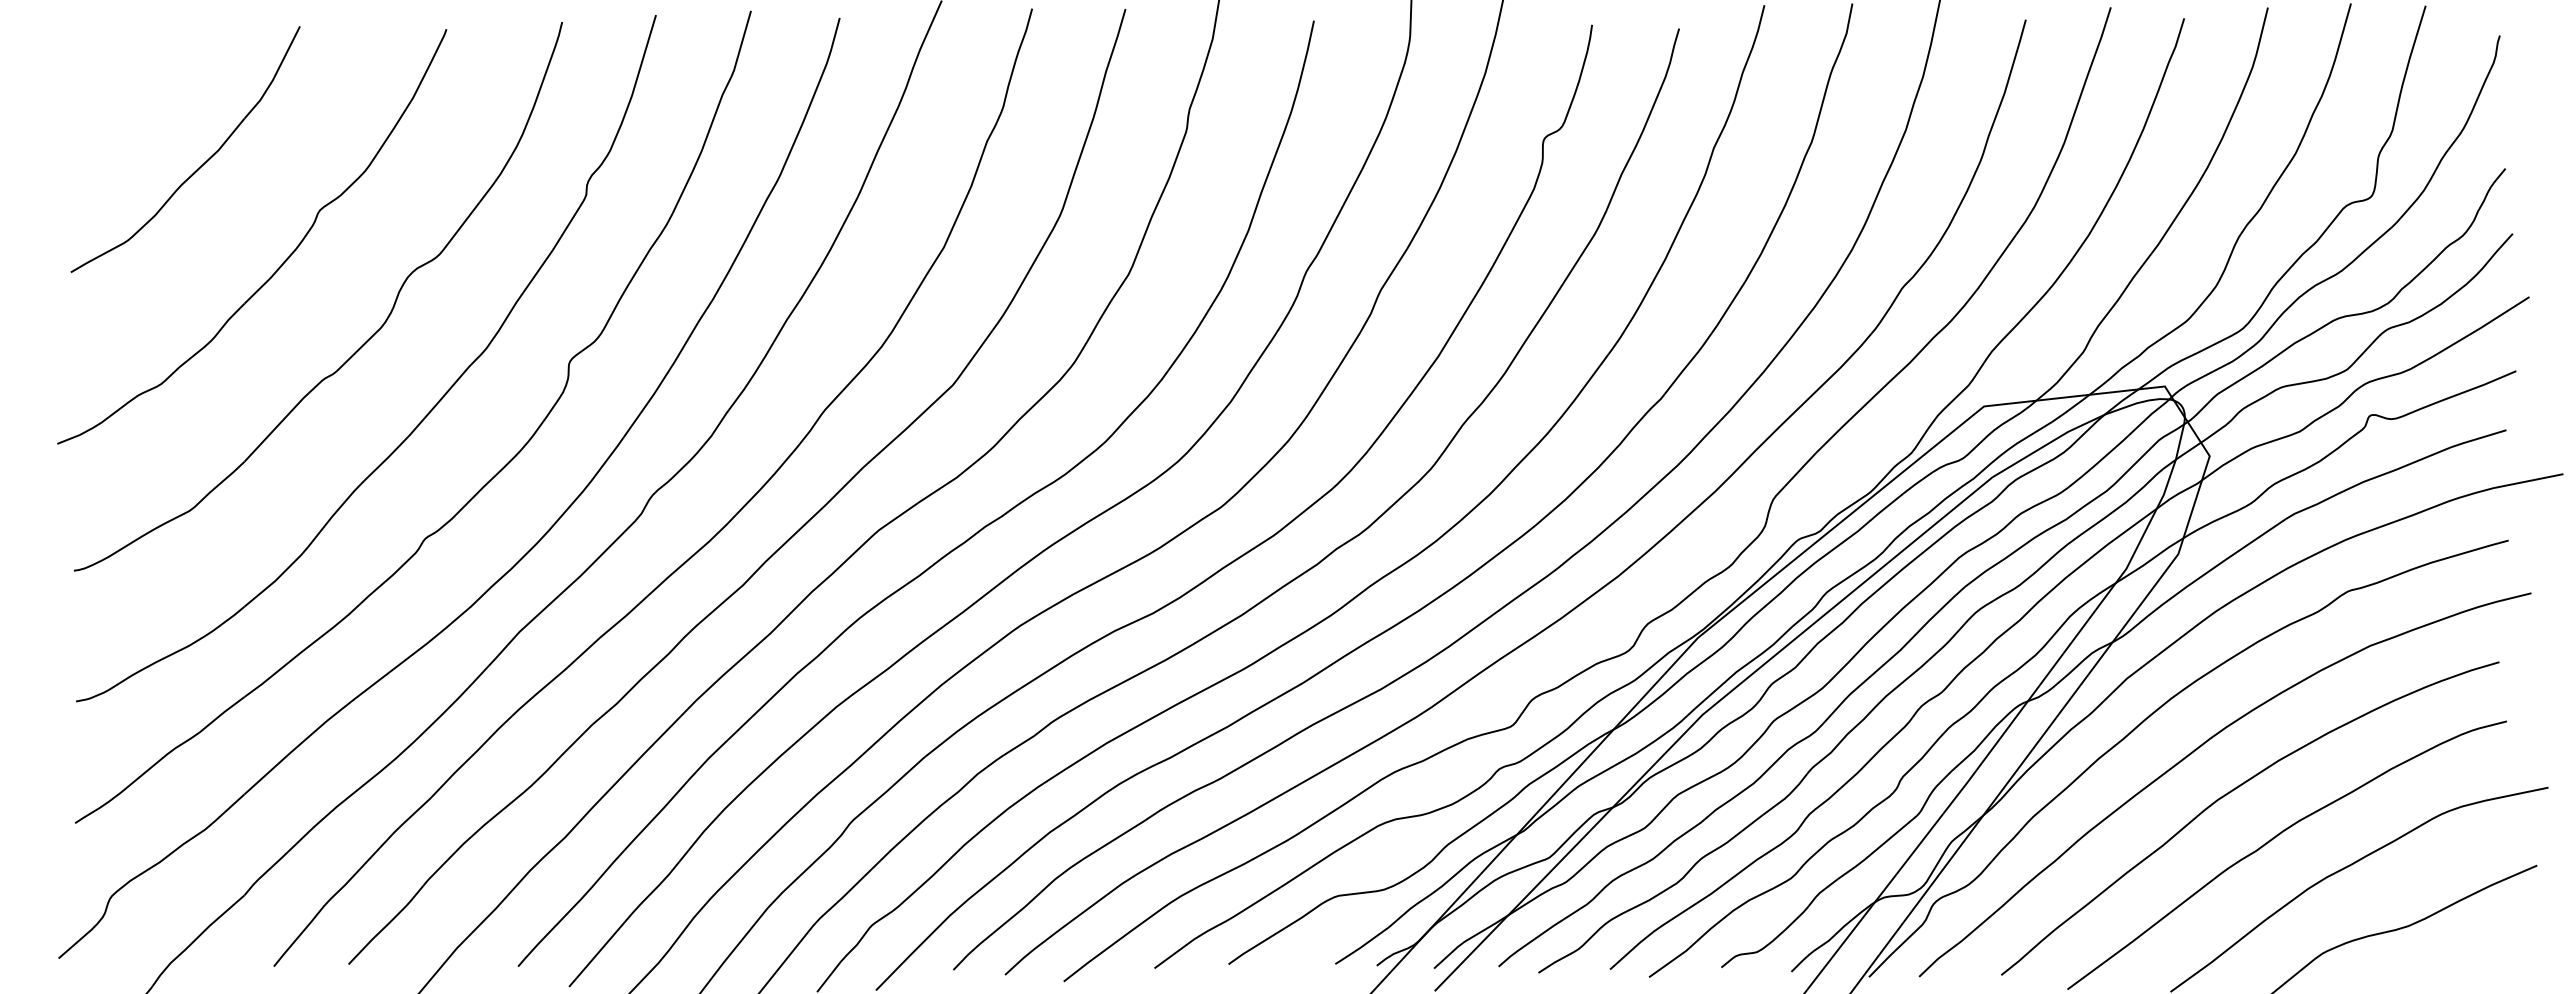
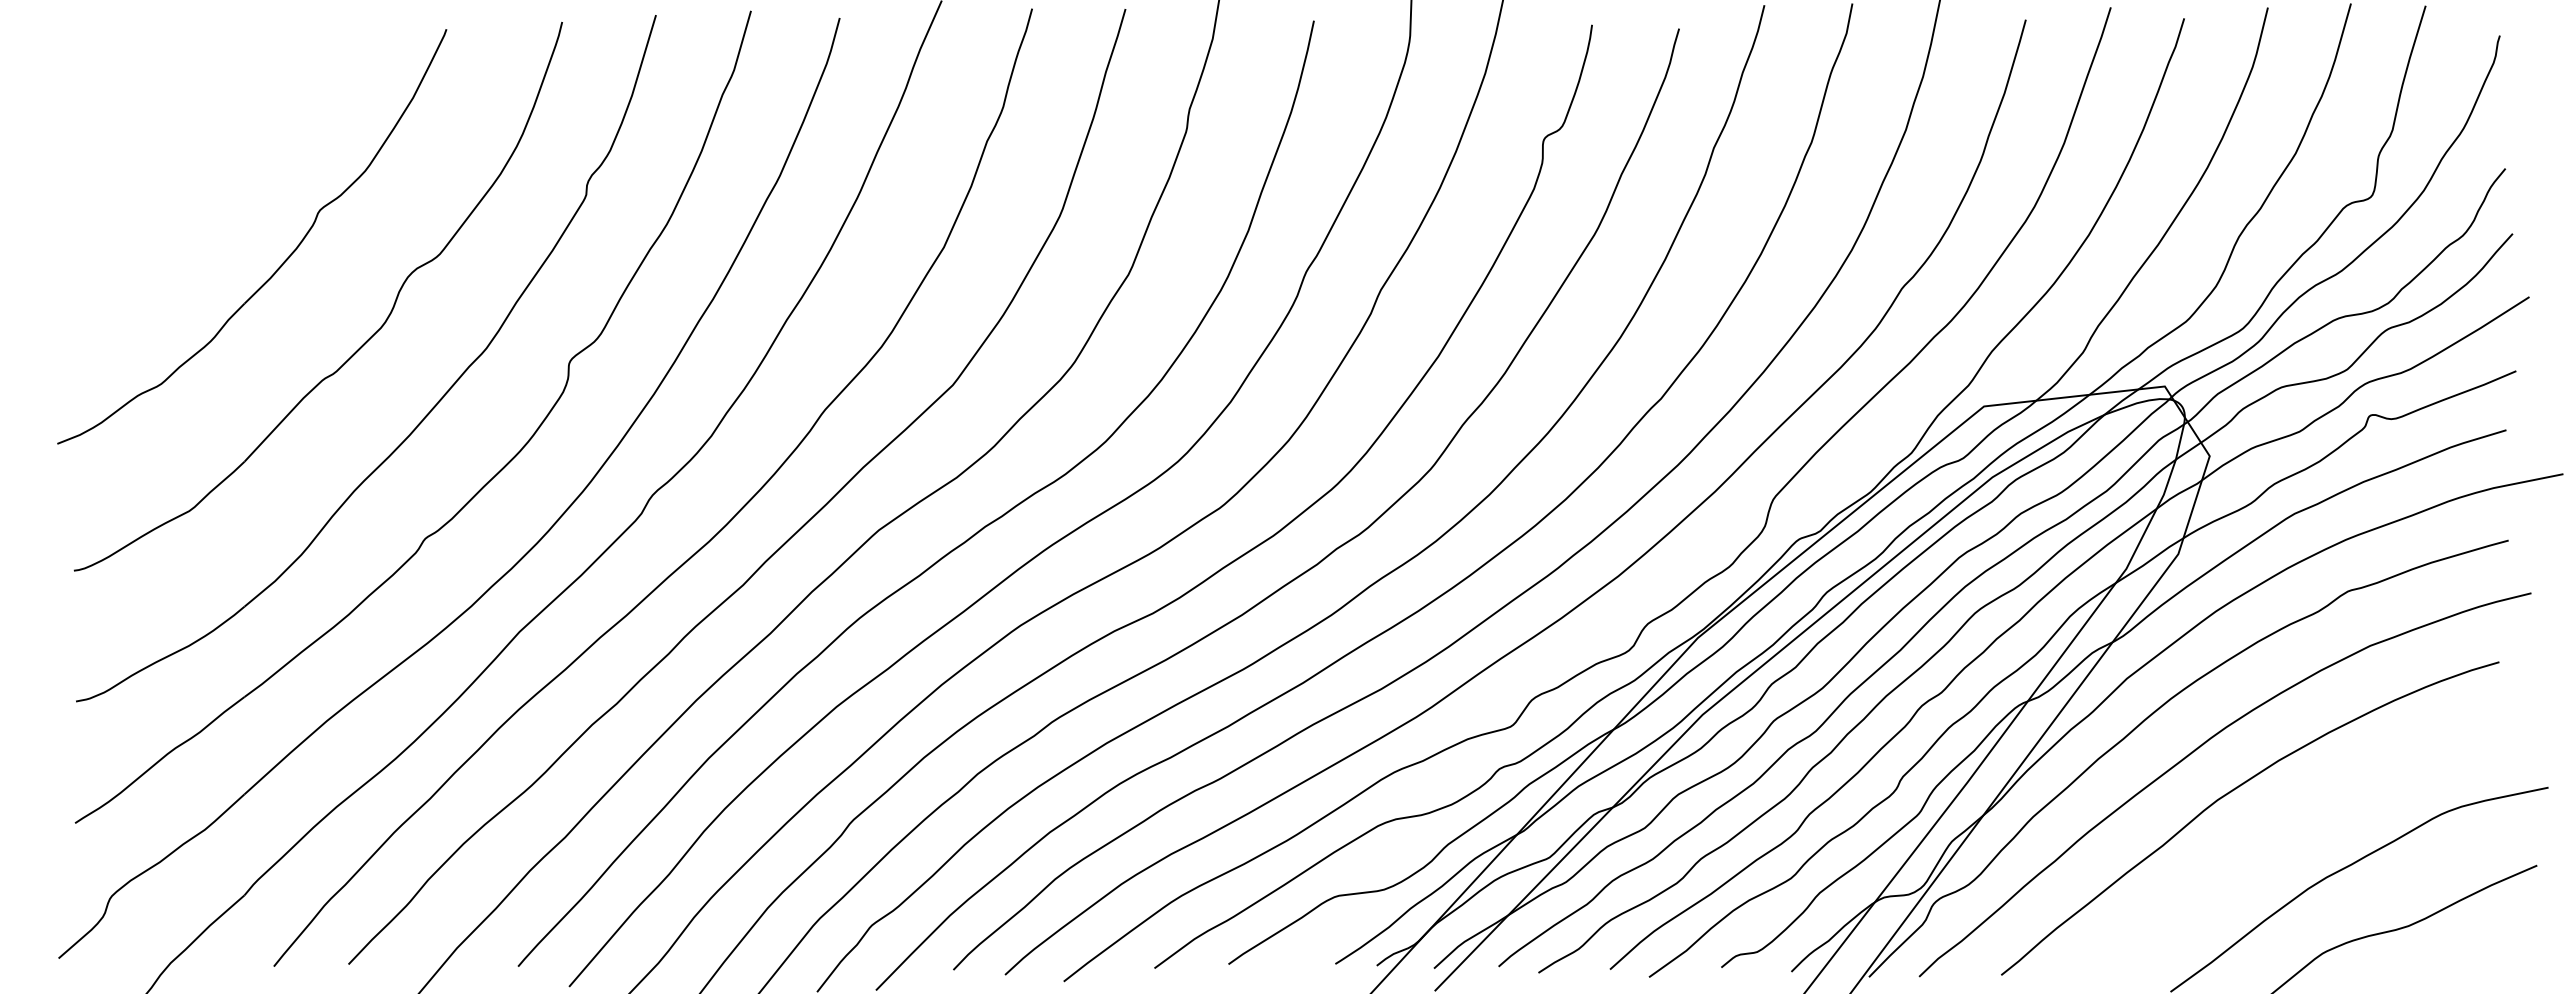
part: present -> none (200, 165)
curve: present -> none (2275, 838)
